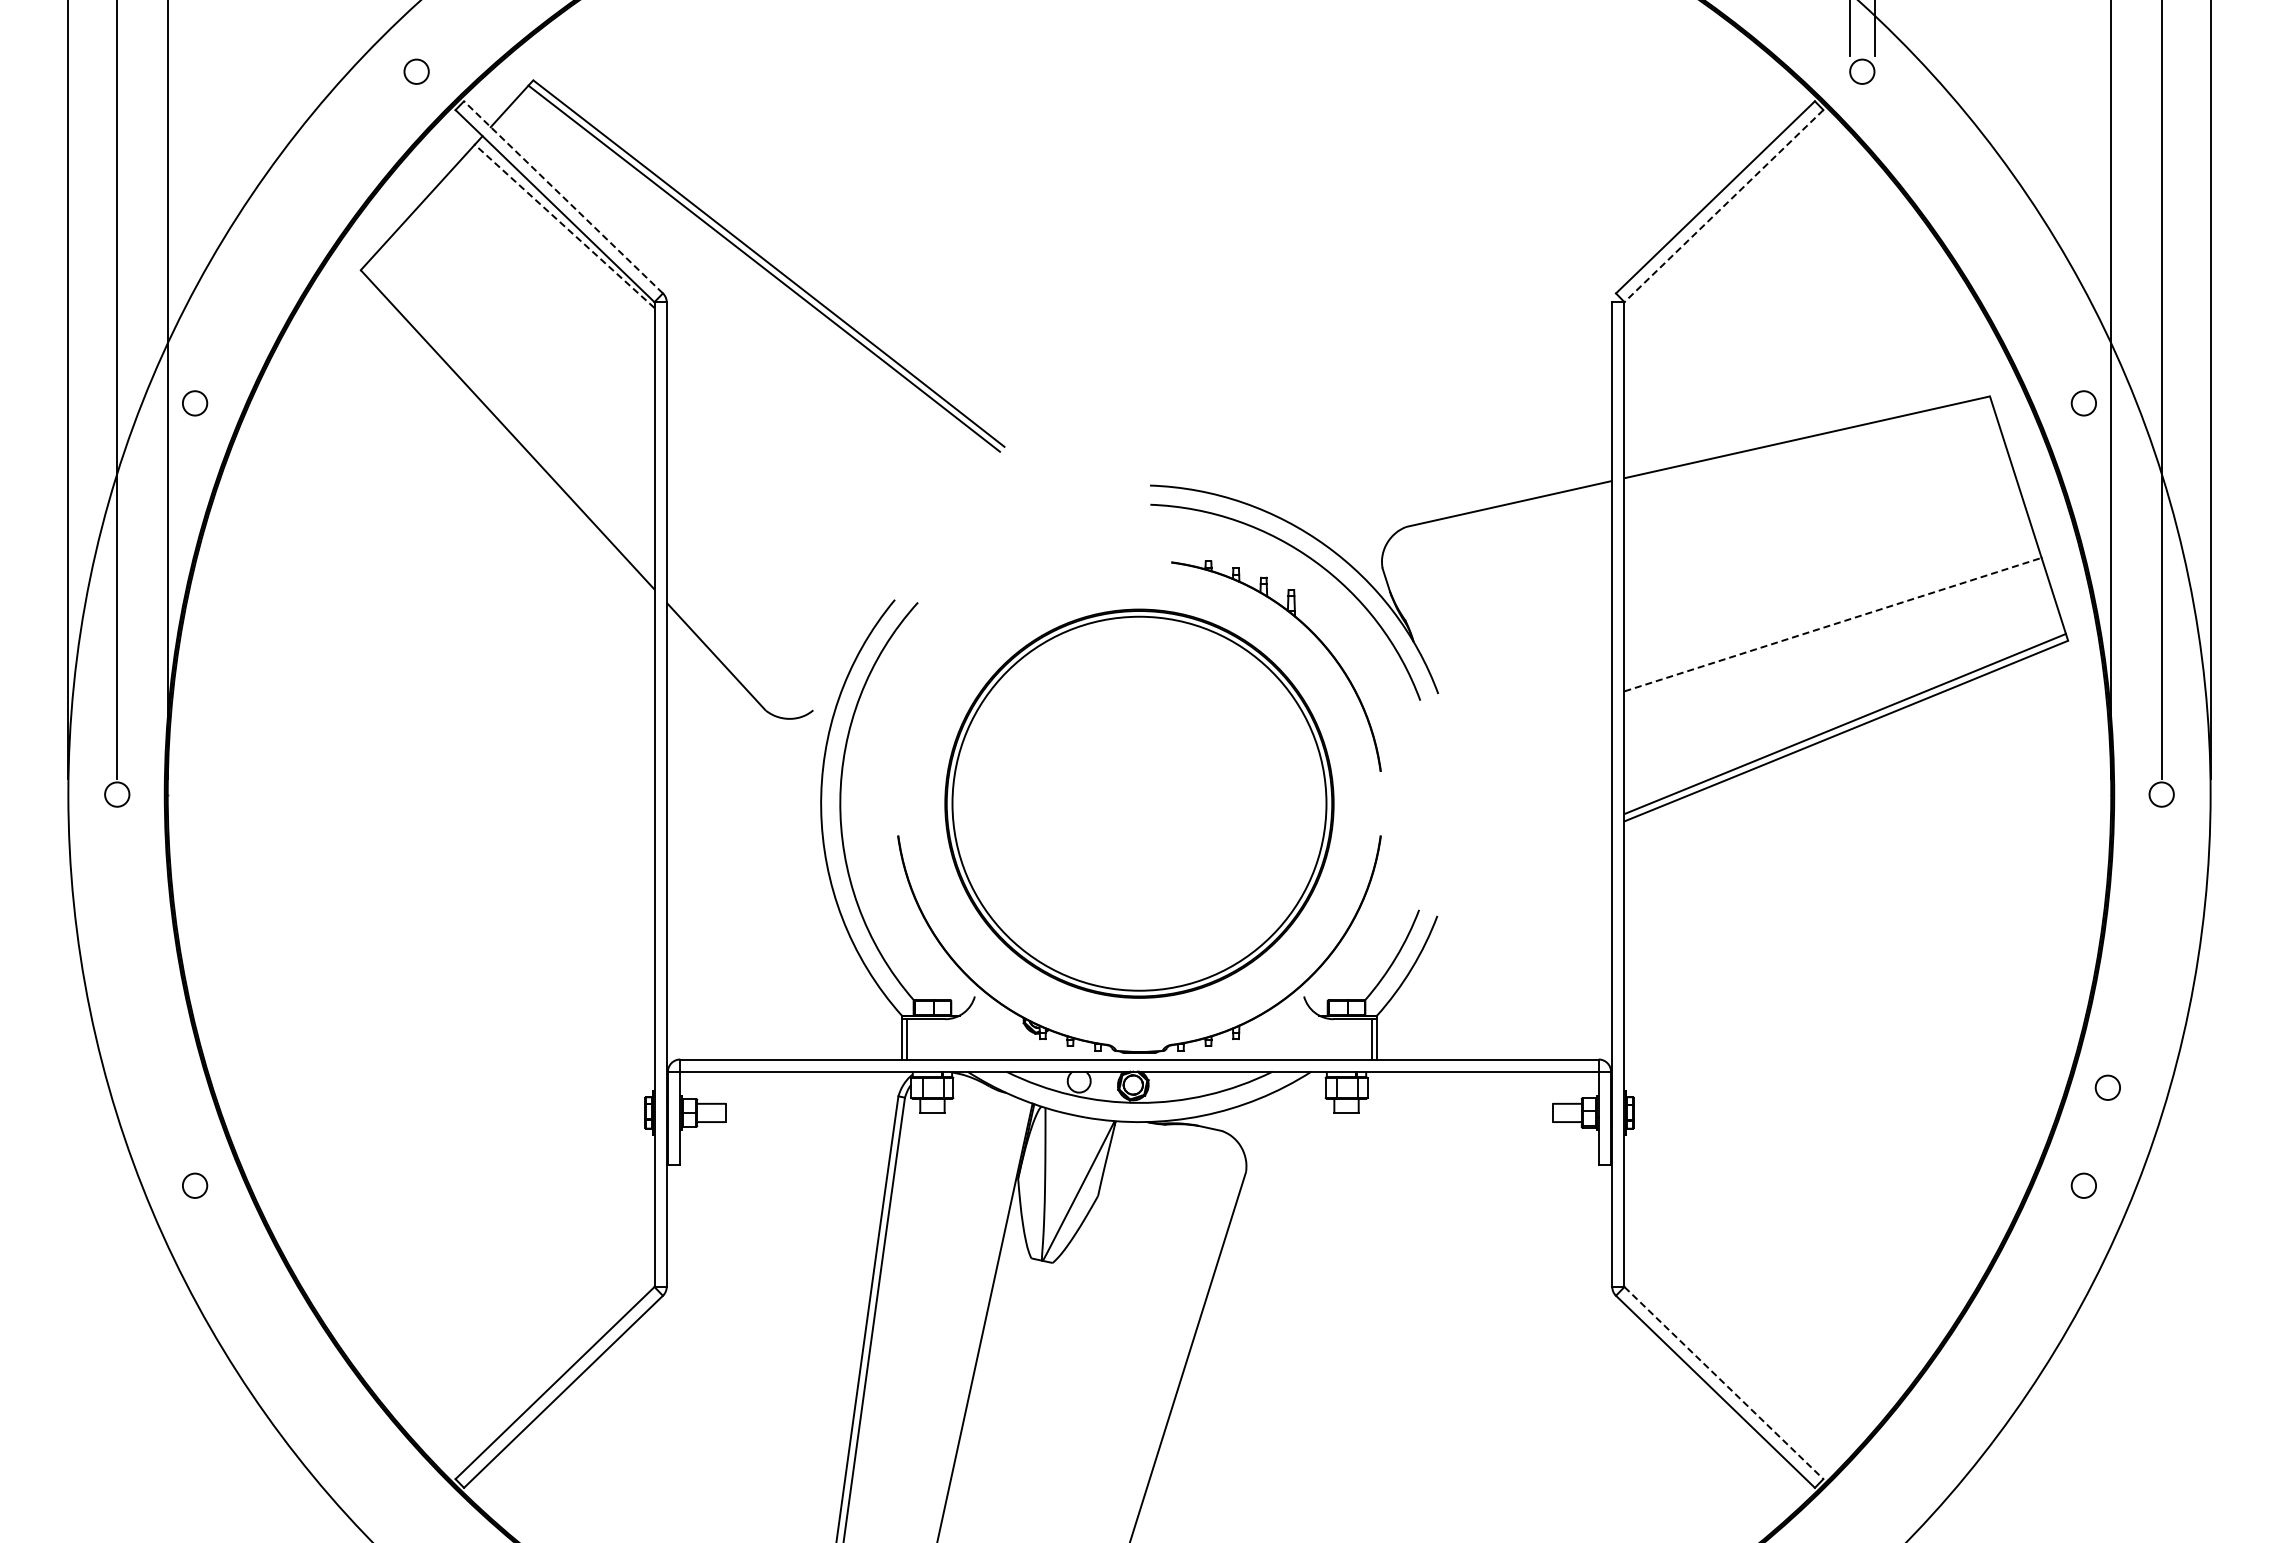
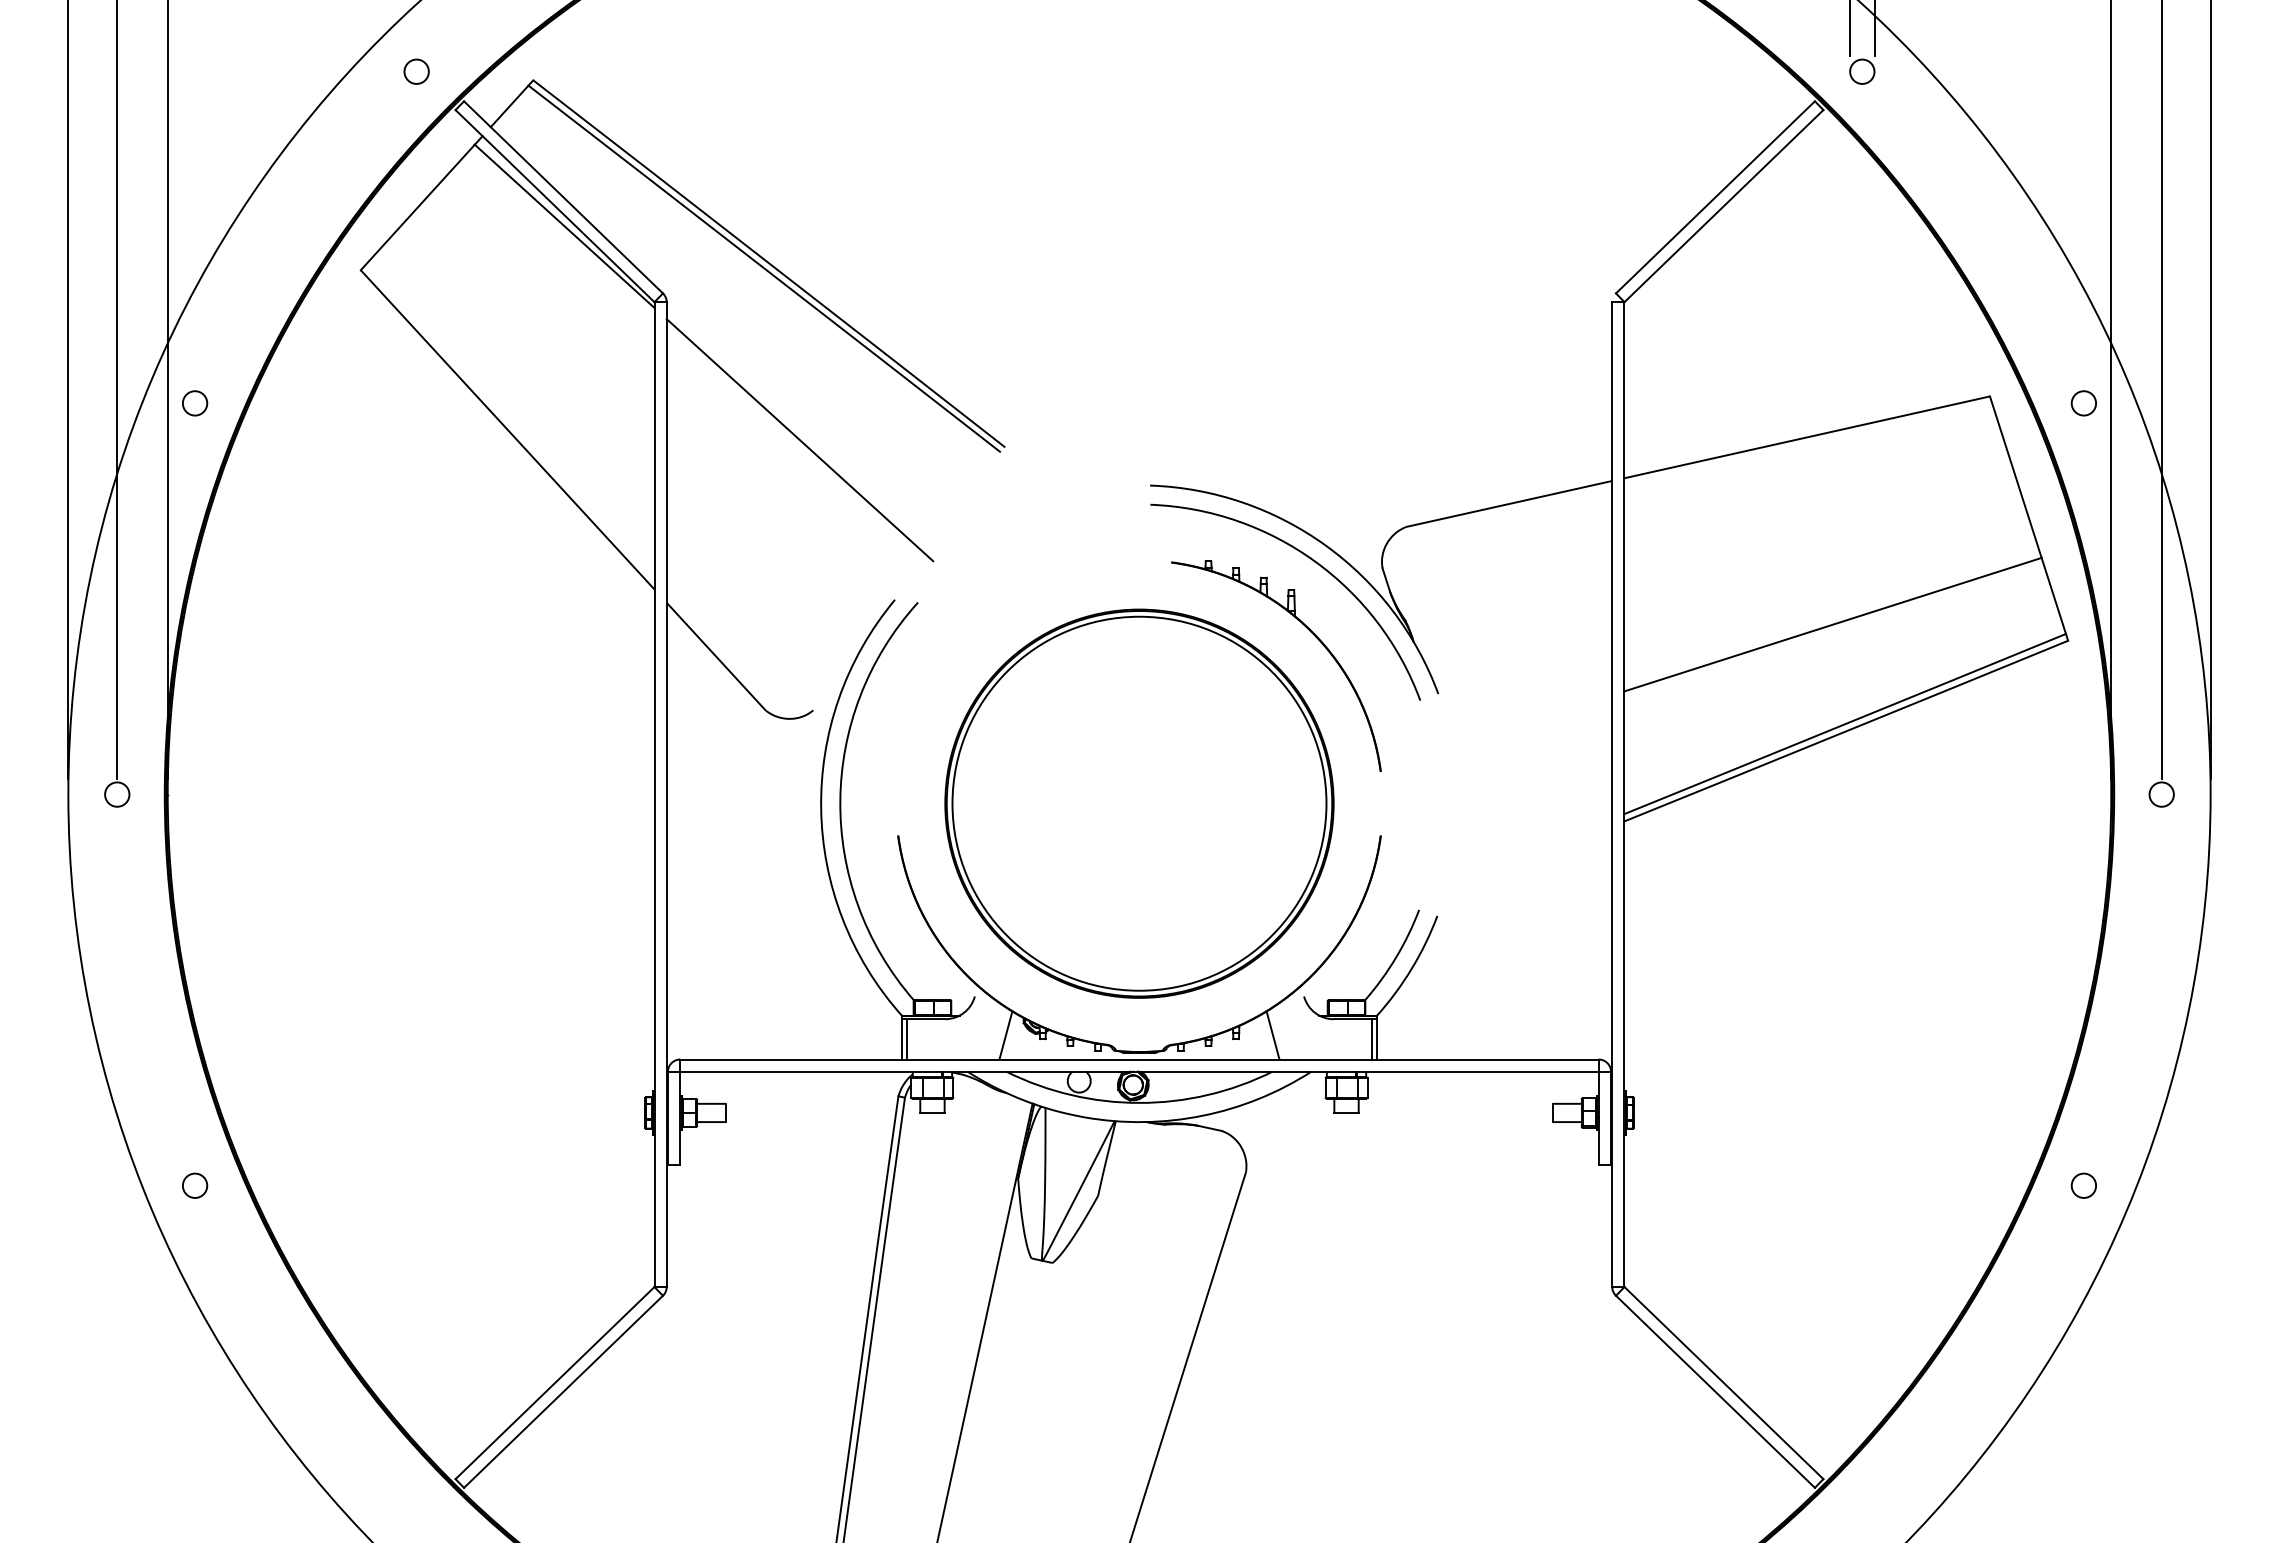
line: dashed -> solid (563, 197)
line: dashed -> solid (1723, 206)
line: dashed -> solid (564, 226)
line: none -> present (799, 440)
line: dashed -> solid (1833, 624)
line: none -> present (1005, 1035)
line: none -> present (1272, 1035)
circle: present -> none (2107, 1087)
line: dashed -> solid (1724, 1383)
